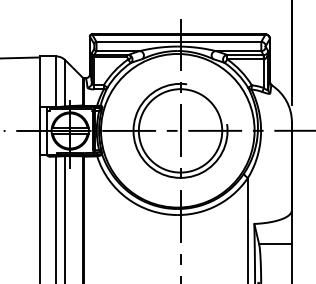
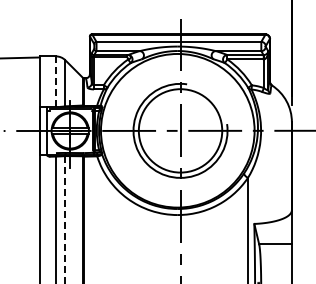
line: solid -> dashed (56, 82)
line: solid -> dashed (65, 219)
